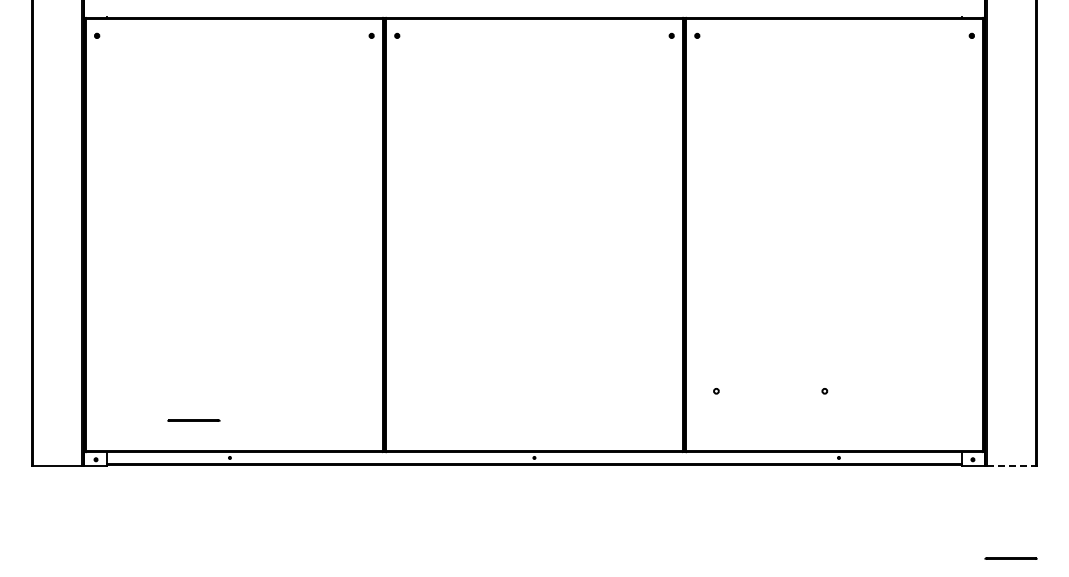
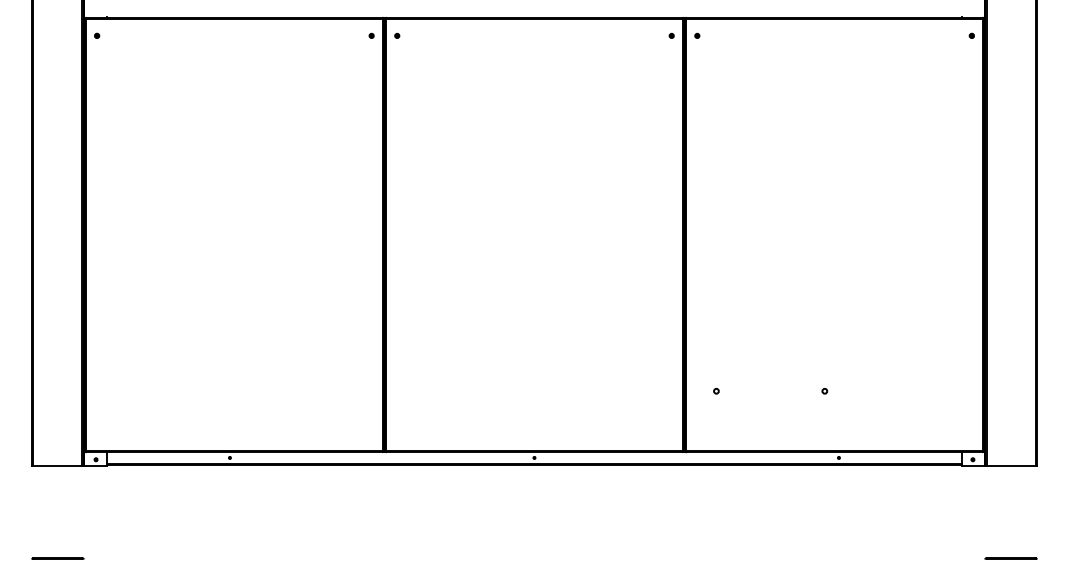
line position: (193, 420) -> (57, 558) (57, 558)
line: dashed -> solid (1011, 466)
